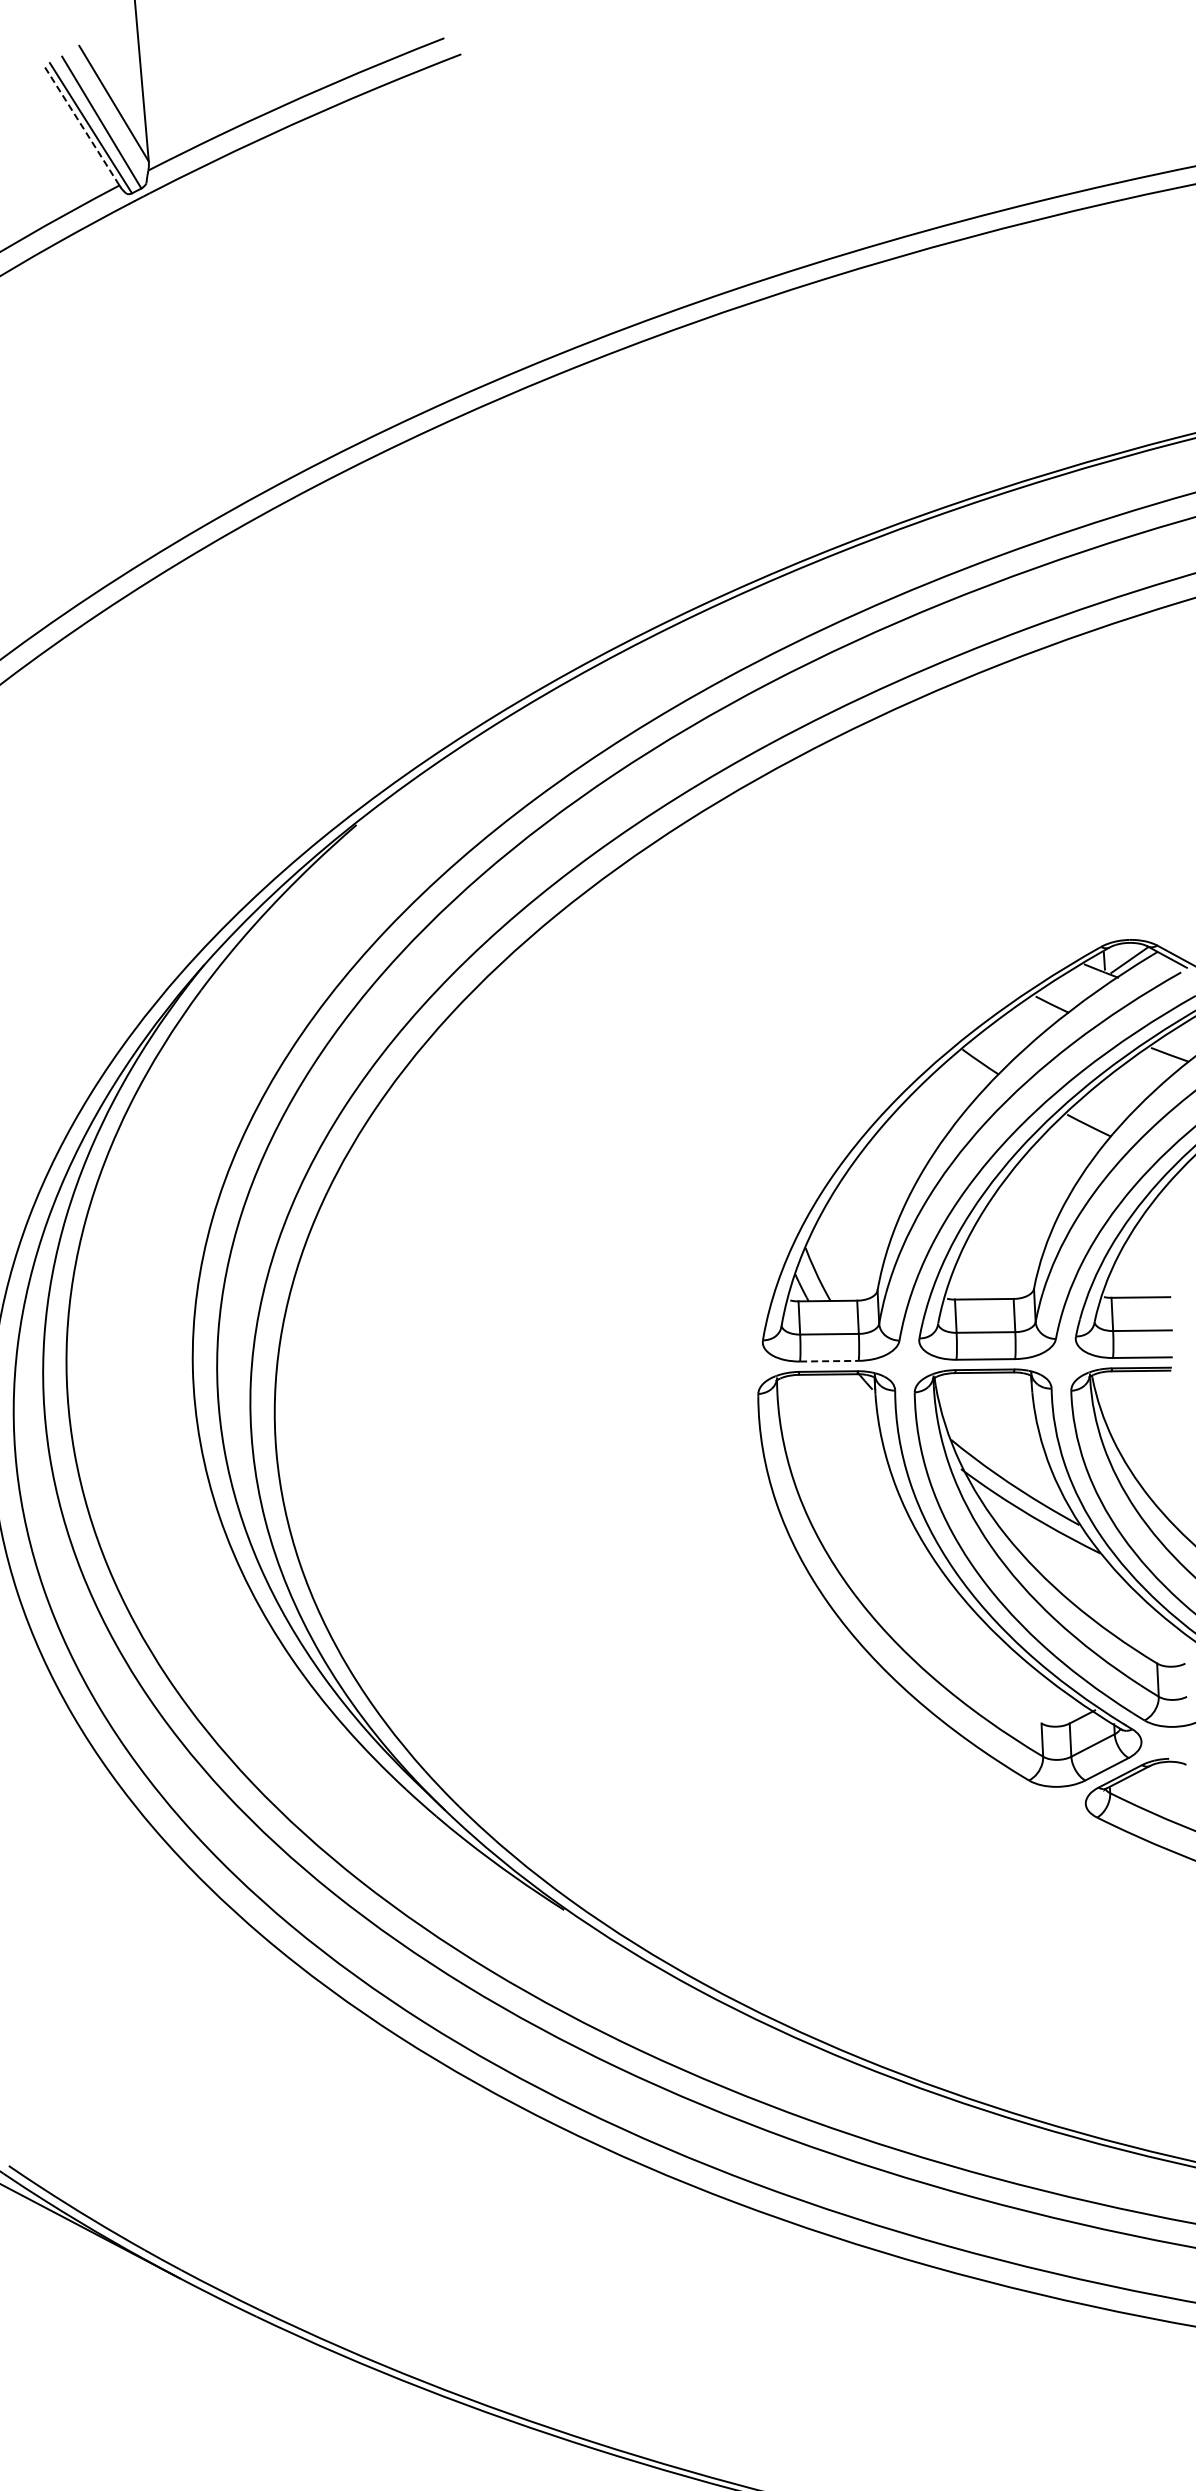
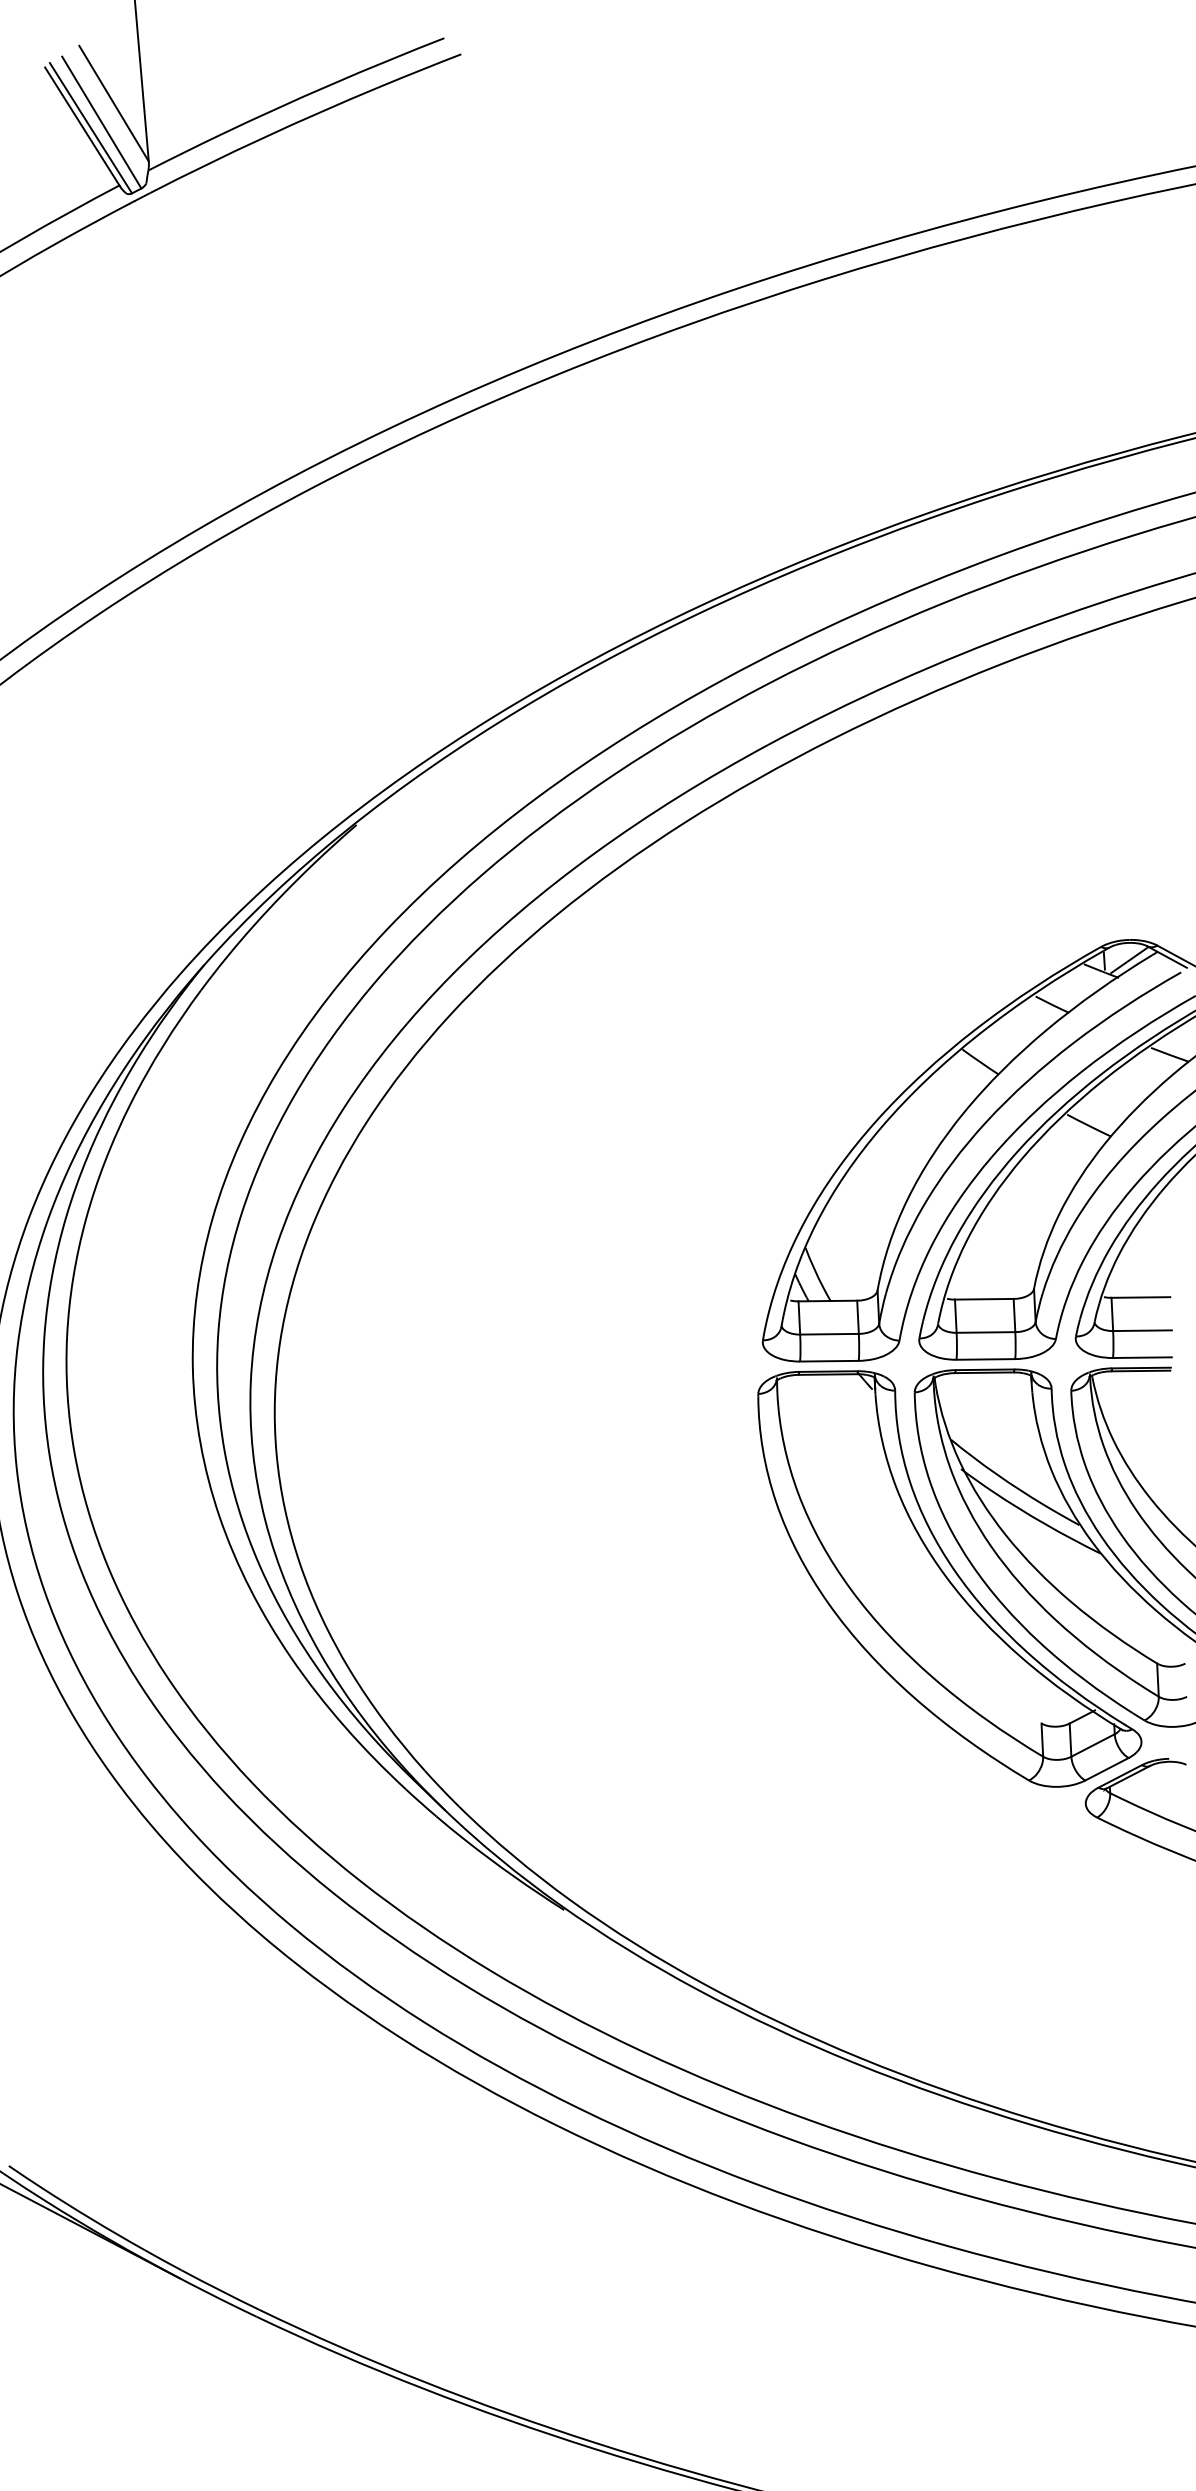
line: dashed -> solid (82, 126)
line: dashed -> solid (829, 1361)
